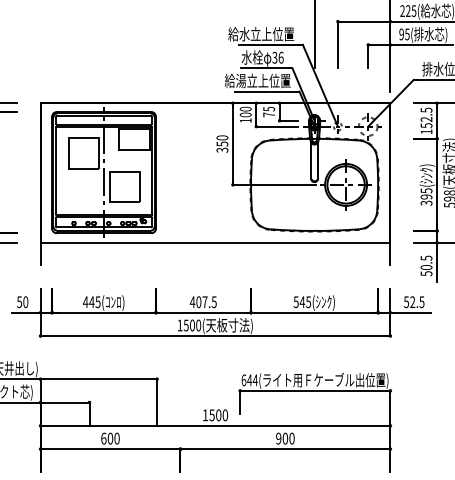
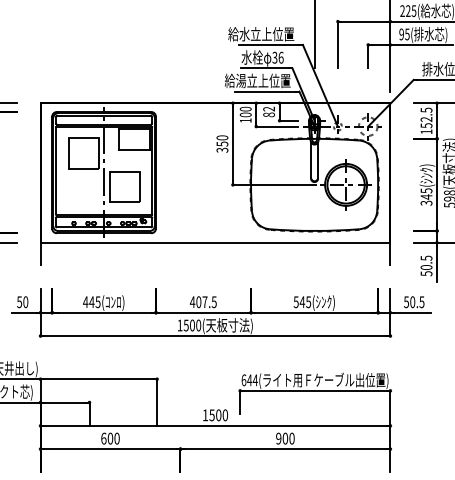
text: 75 -> 82 (269, 111)
text: 395( -> 345( (426, 196)
text: 52.5 -> 50.5 (412, 302)
